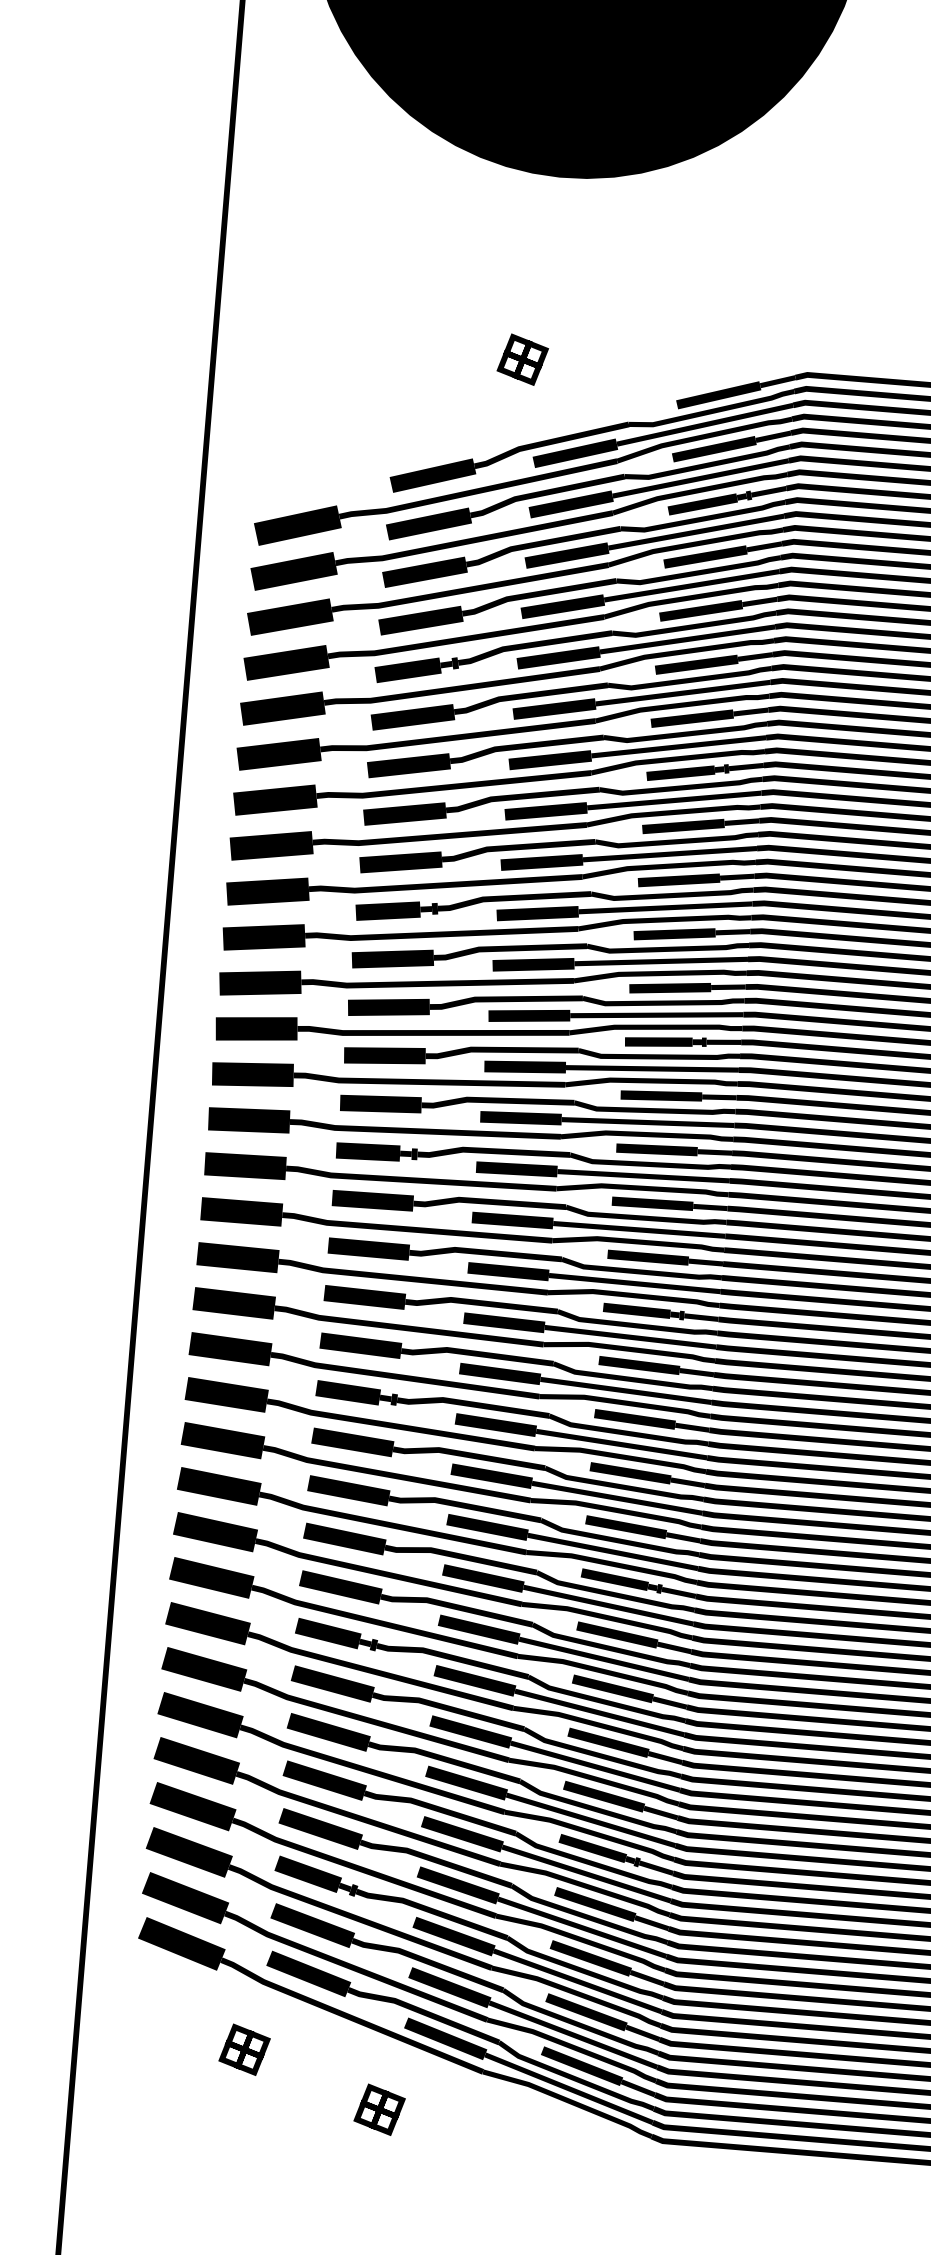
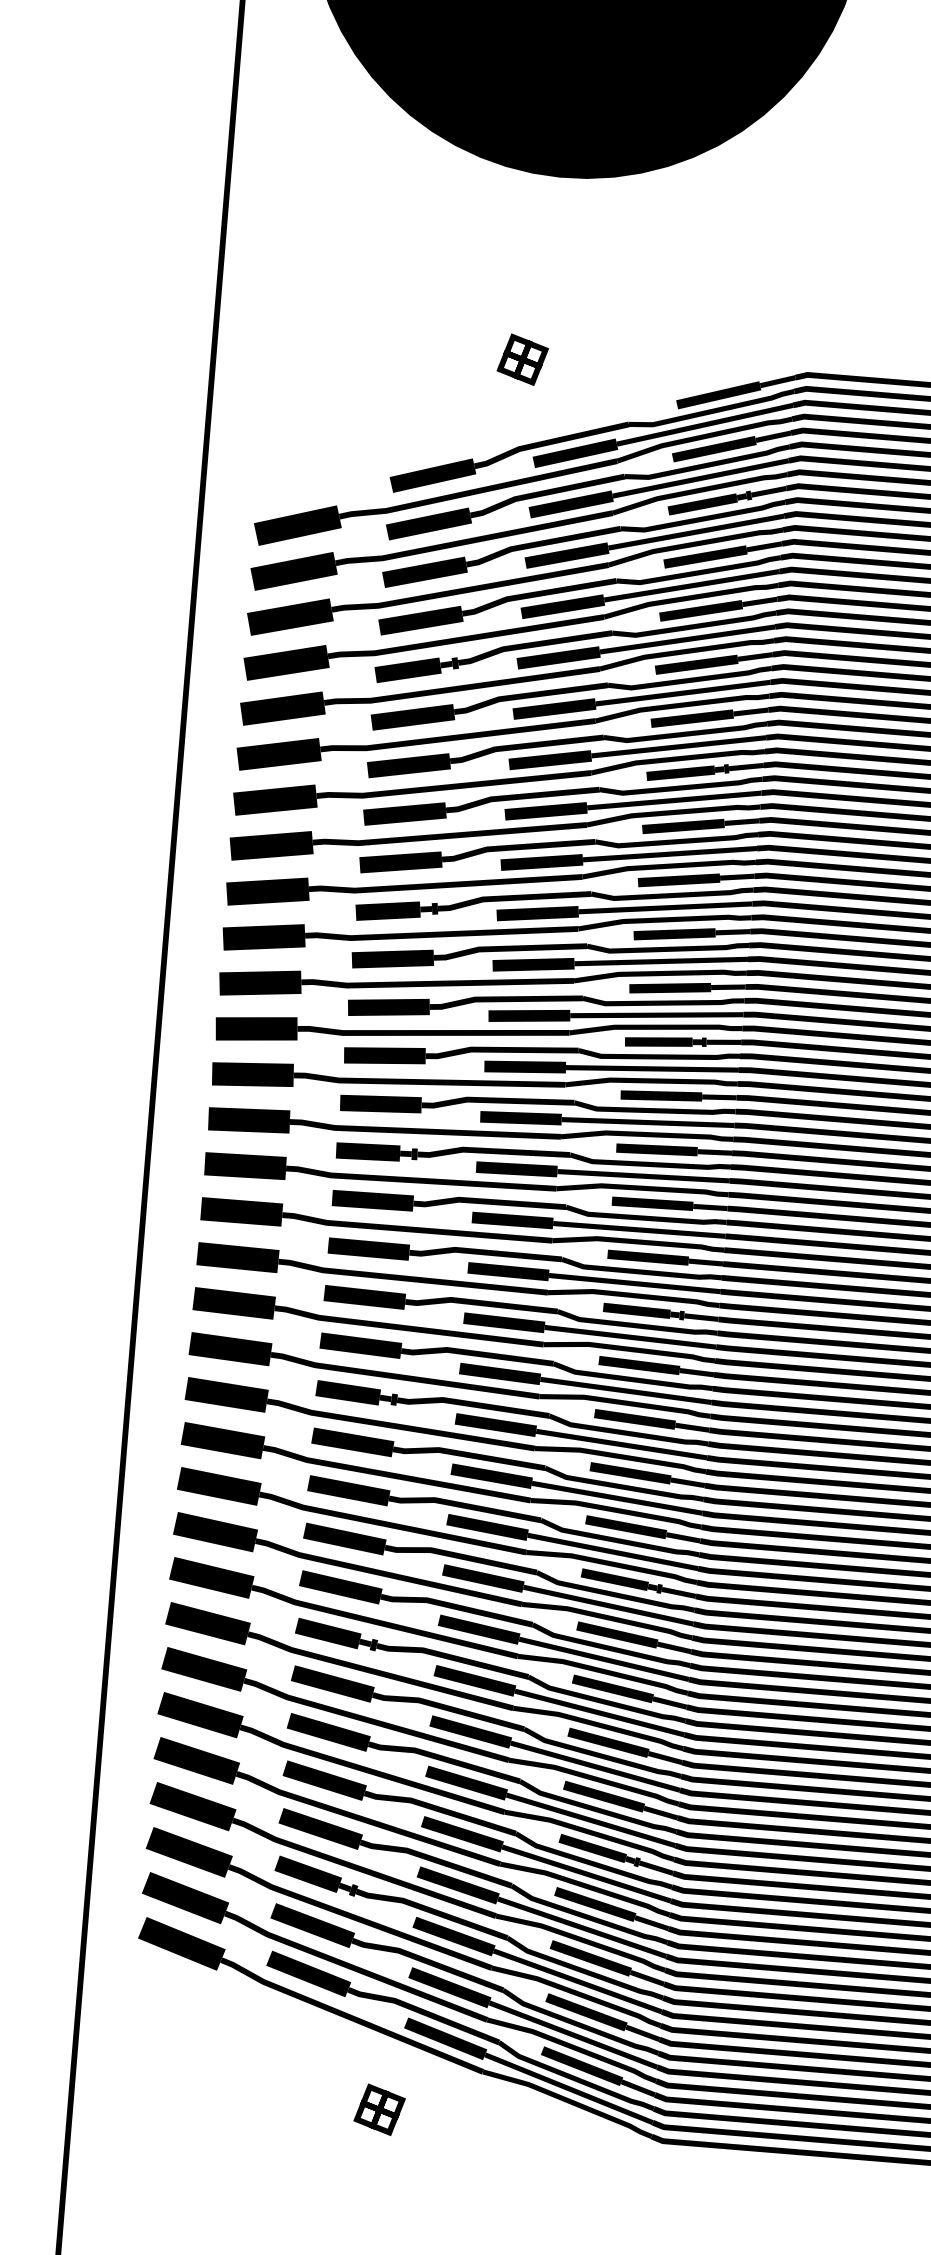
part: present -> none (244, 2049)
